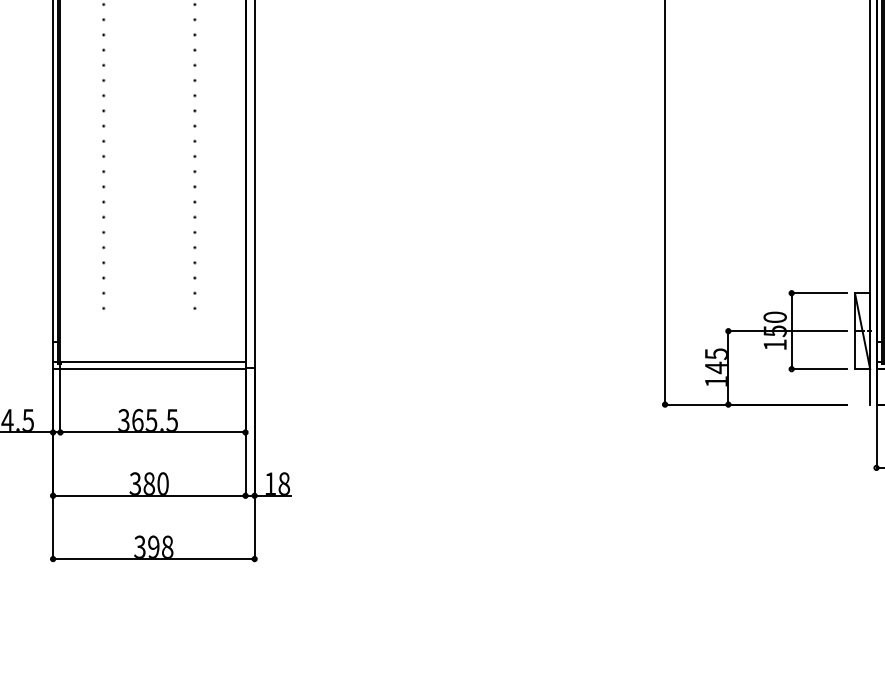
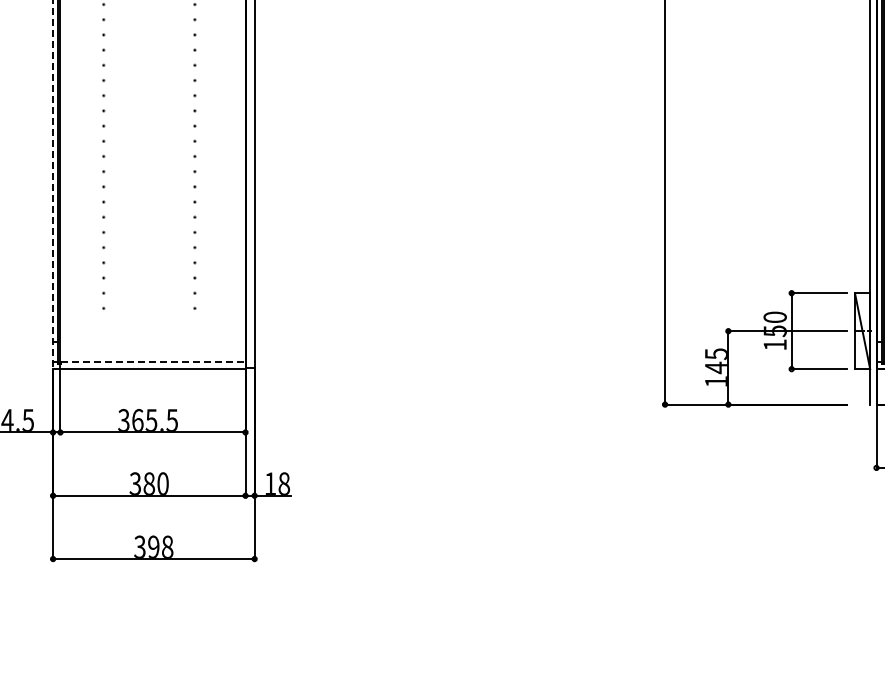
line: solid -> dashed (53, 185)
line: solid -> dashed (153, 361)
